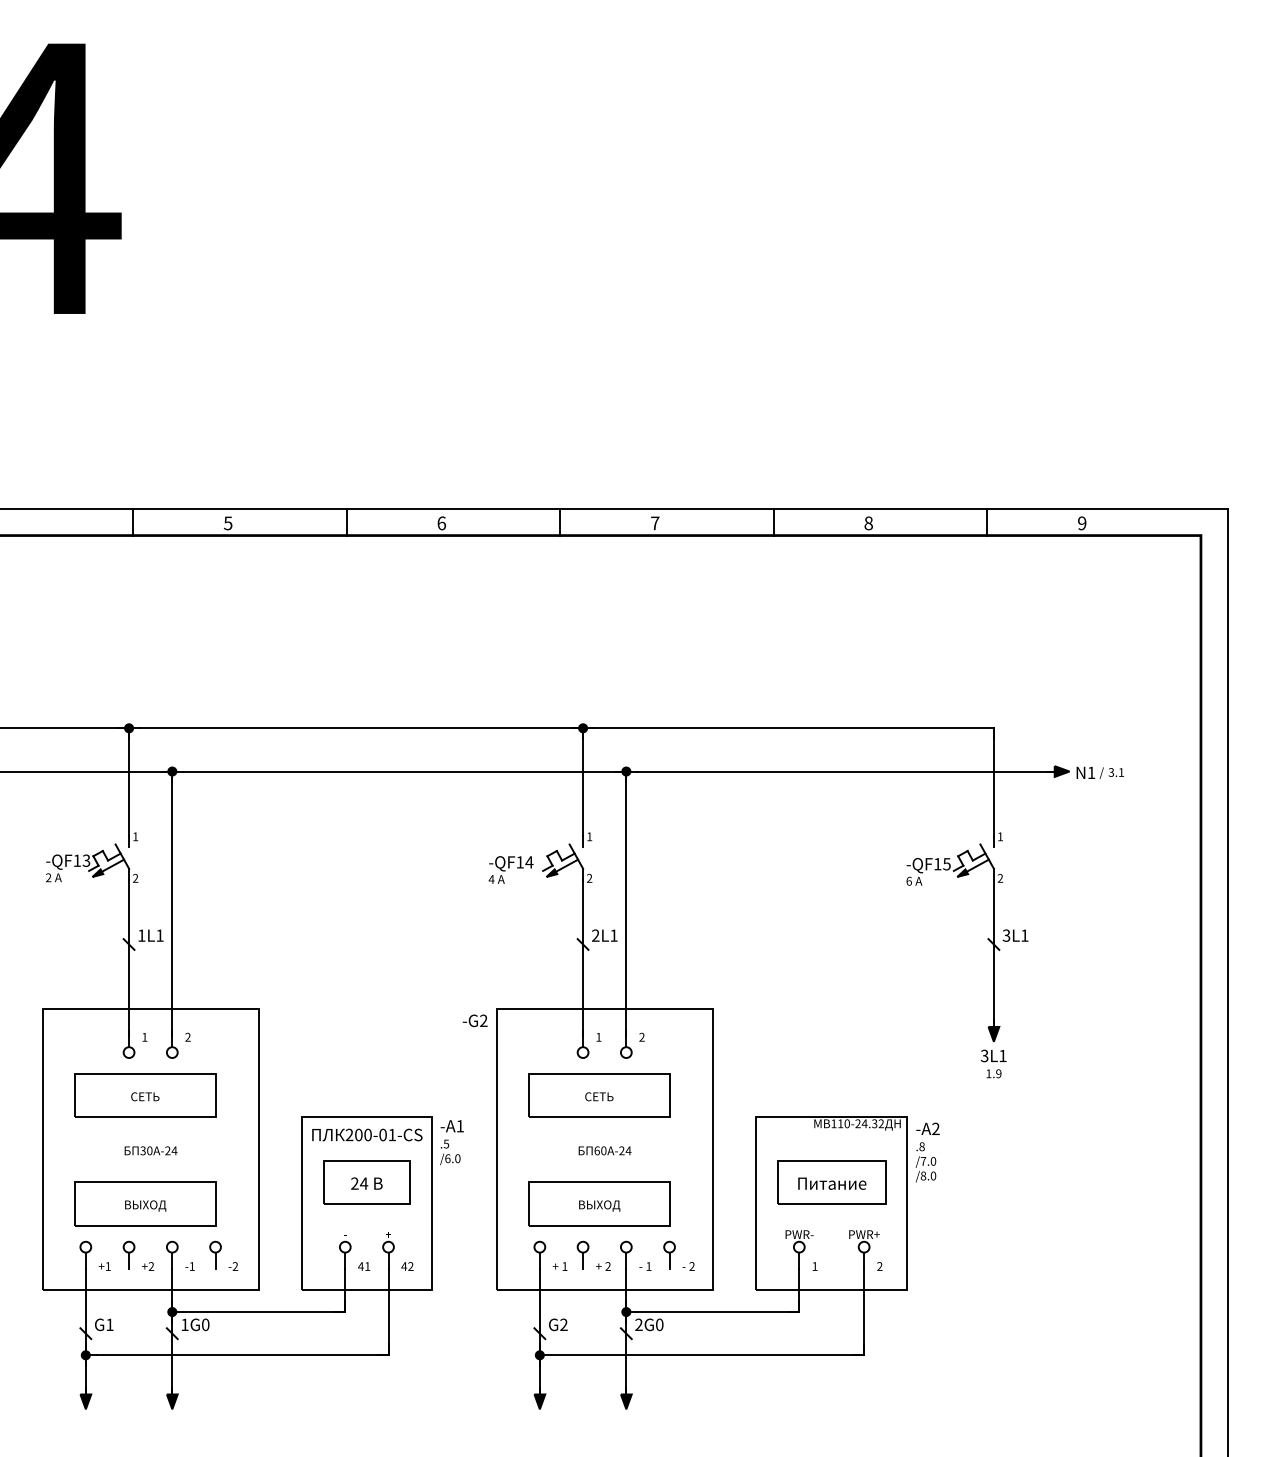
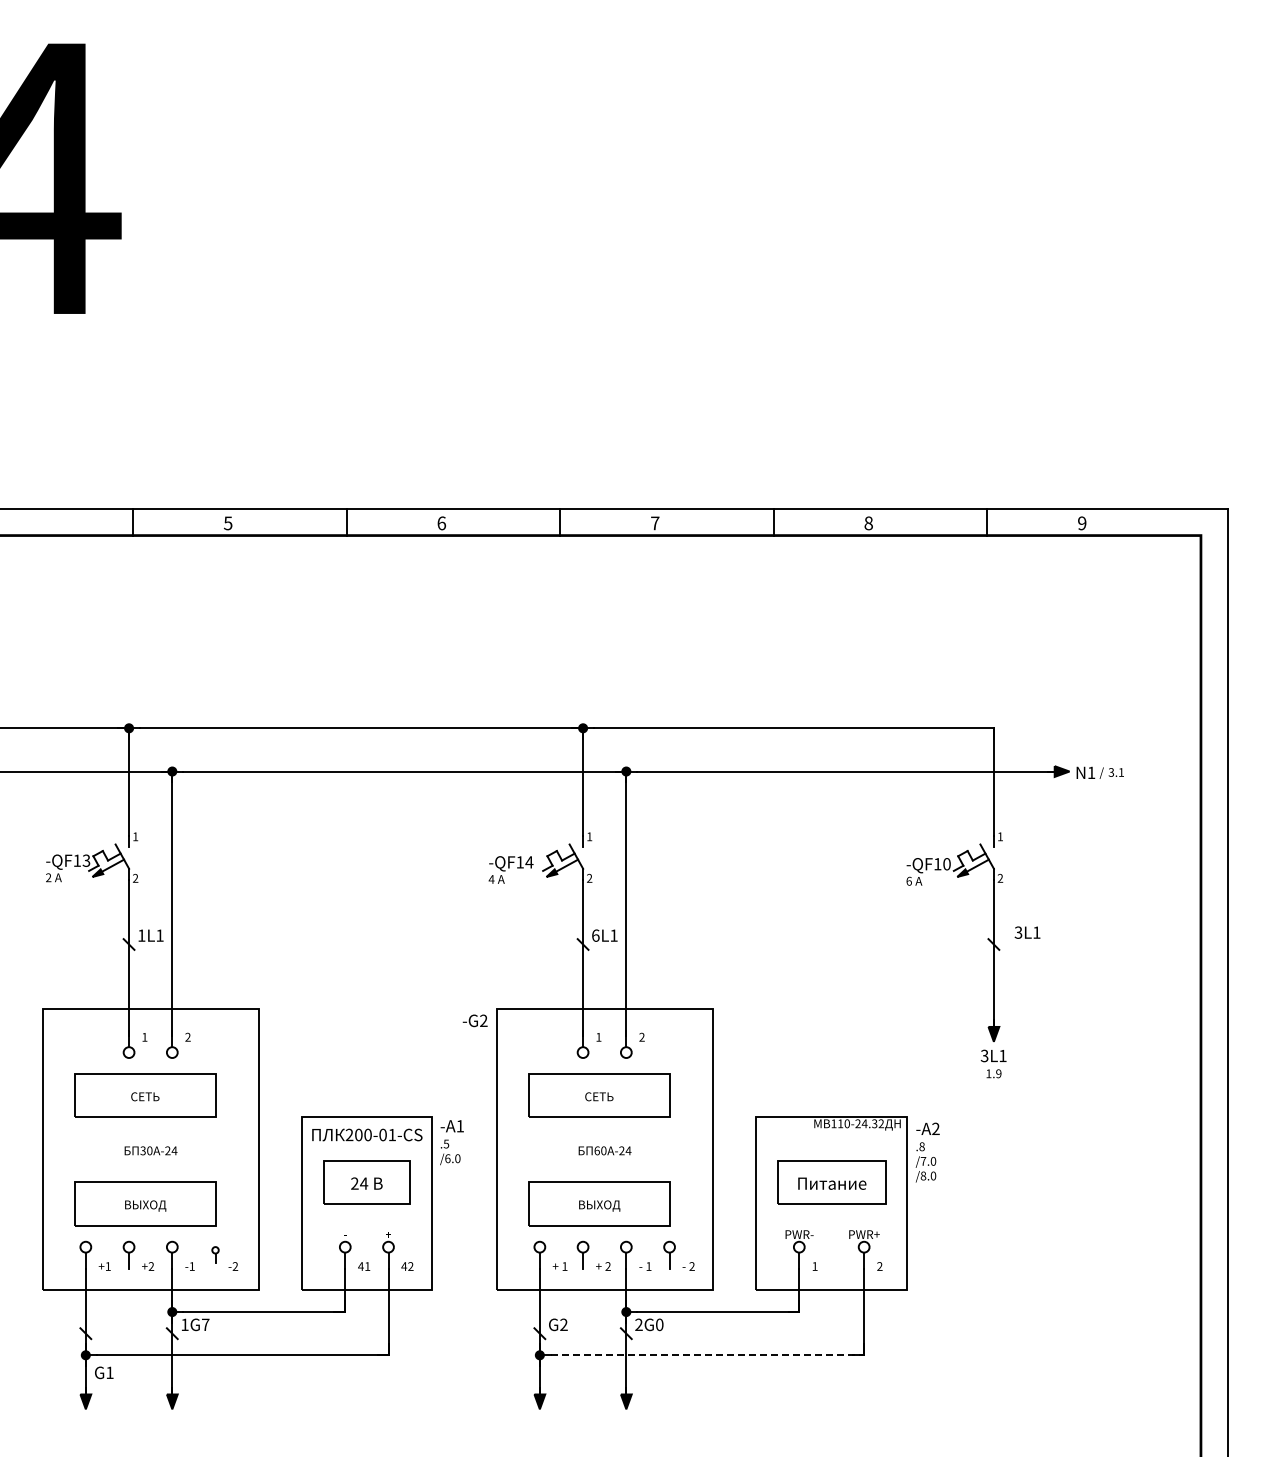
text: -QF15 -> -QF10 (946, 864)
text: 2L1 -> 6L1 (595, 935)
text position: (1015, 935) -> (1027, 932) (1027, 932)
part size: 13x30 px -> 9x18 px (215, 1254)
text position: (104, 1324) -> (104, 1372) (104, 1372)
text: 1G0 -> 1G7 (205, 1324)
line: solid -> dashed (707, 1355)
